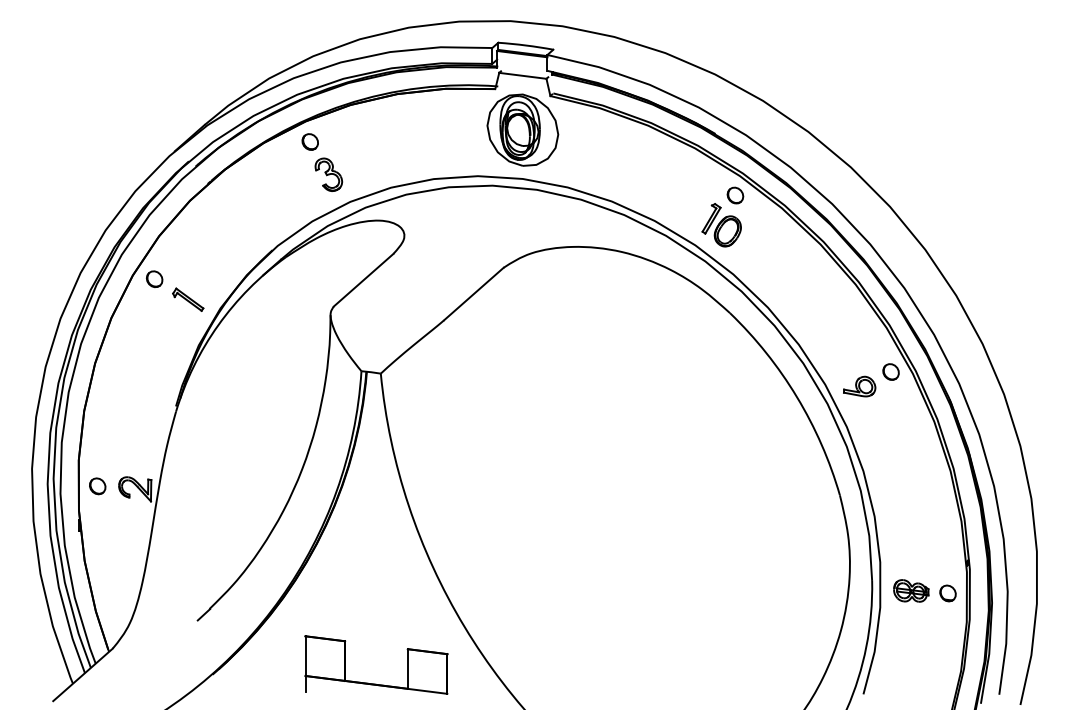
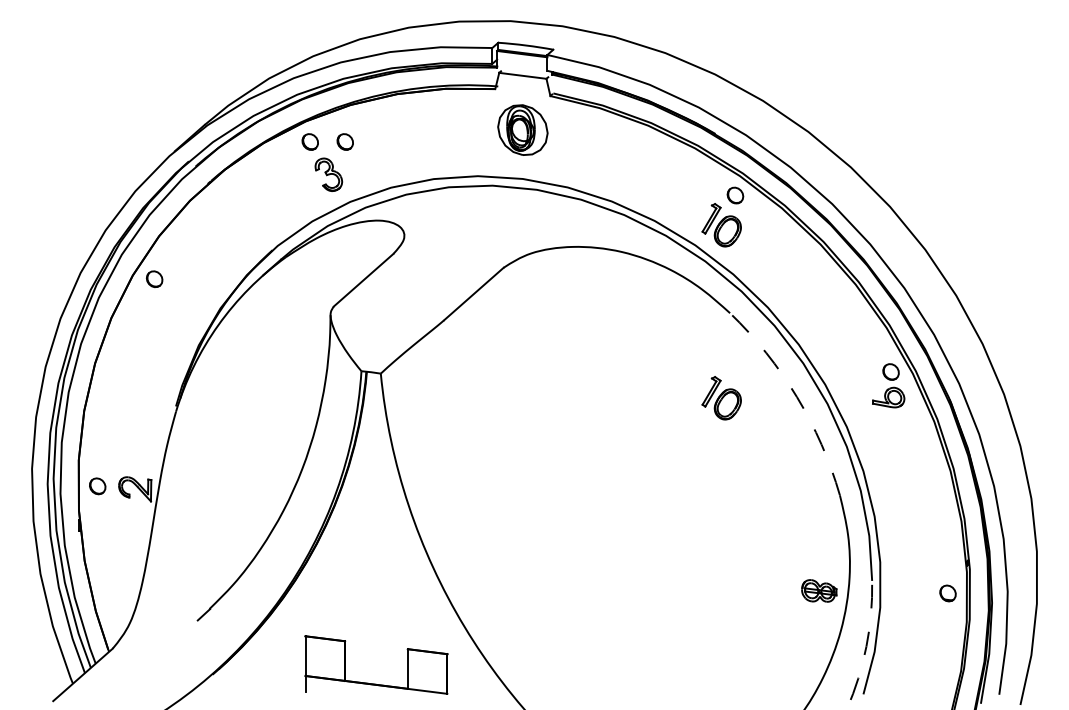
part size: 74x74 px -> 52x52 px (522, 129)
part: none -> present (344, 141)
part: present -> none (188, 299)
part position: (859, 386) -> (888, 397) (888, 397)
arc: solid -> dashed (796, 397)
part: none -> present (721, 398)
part position: (911, 590) -> (819, 590) (819, 590)
arc: solid -> dashed (866, 646)
